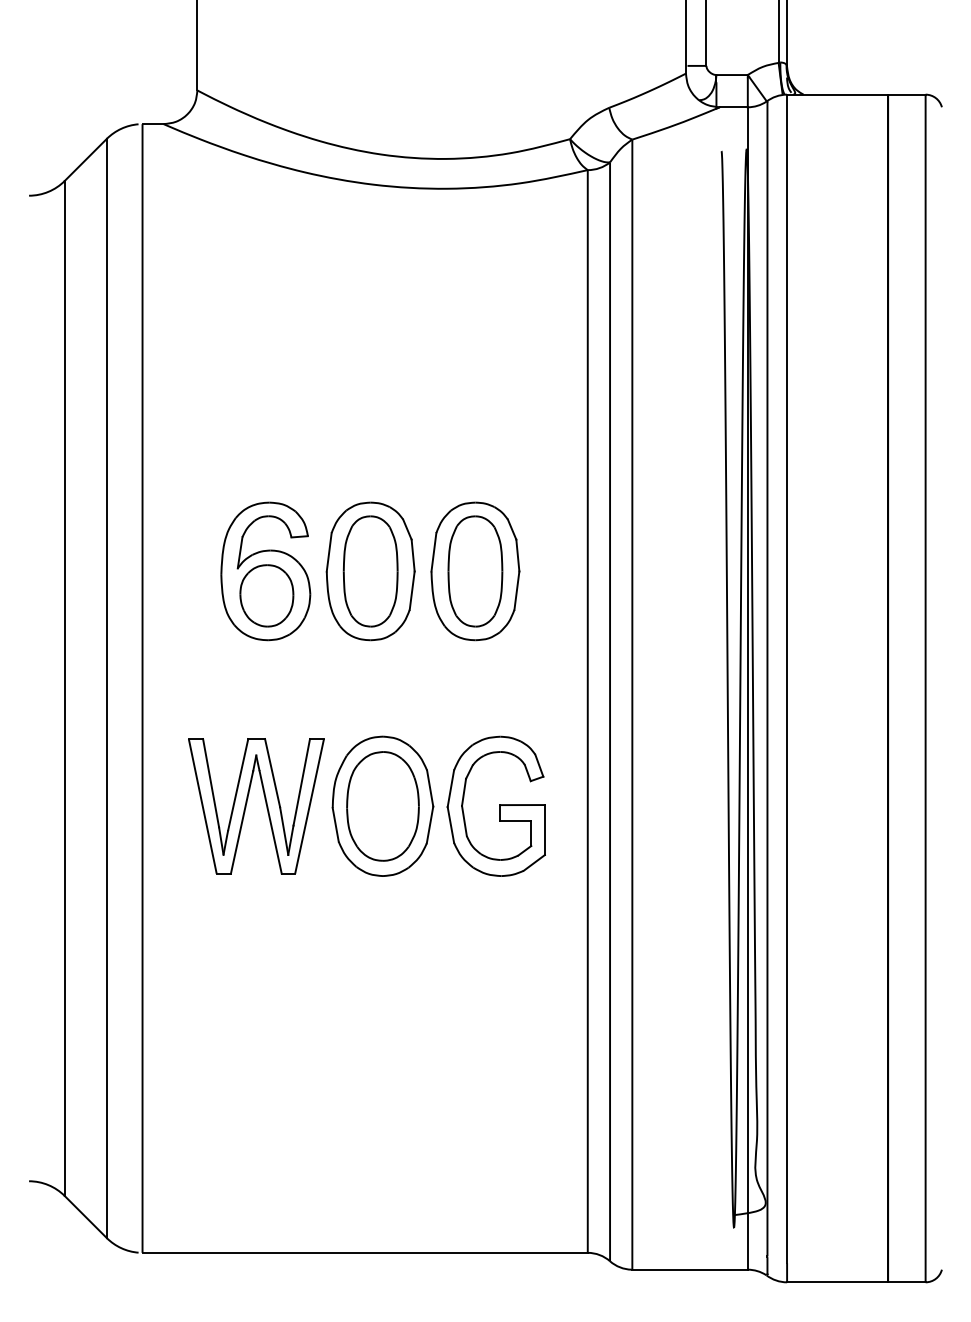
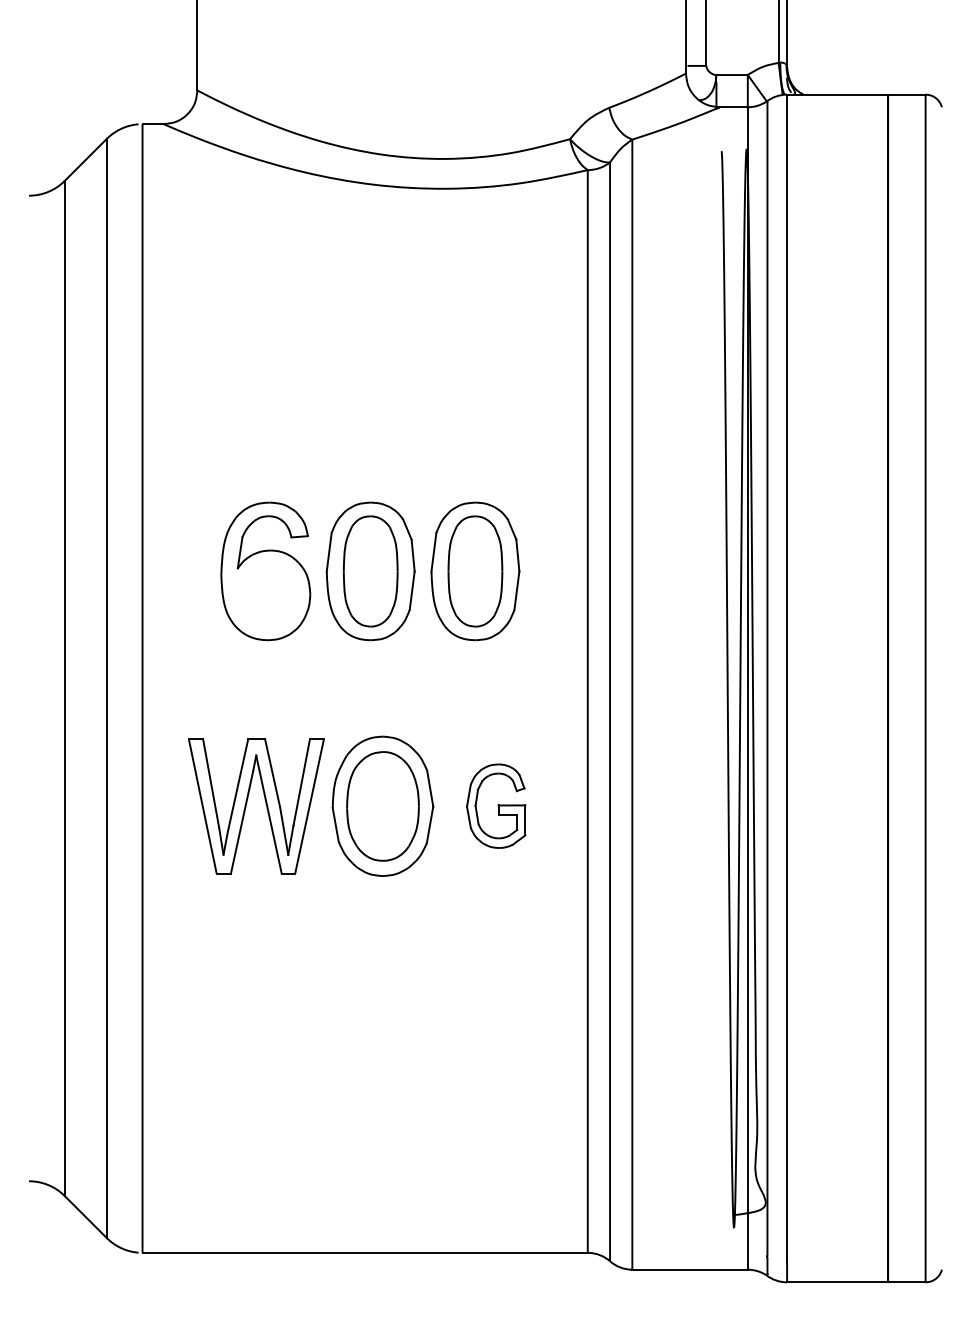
part: present -> none (266, 595)
part size: 100x142 px -> 61x86 px (496, 805)
